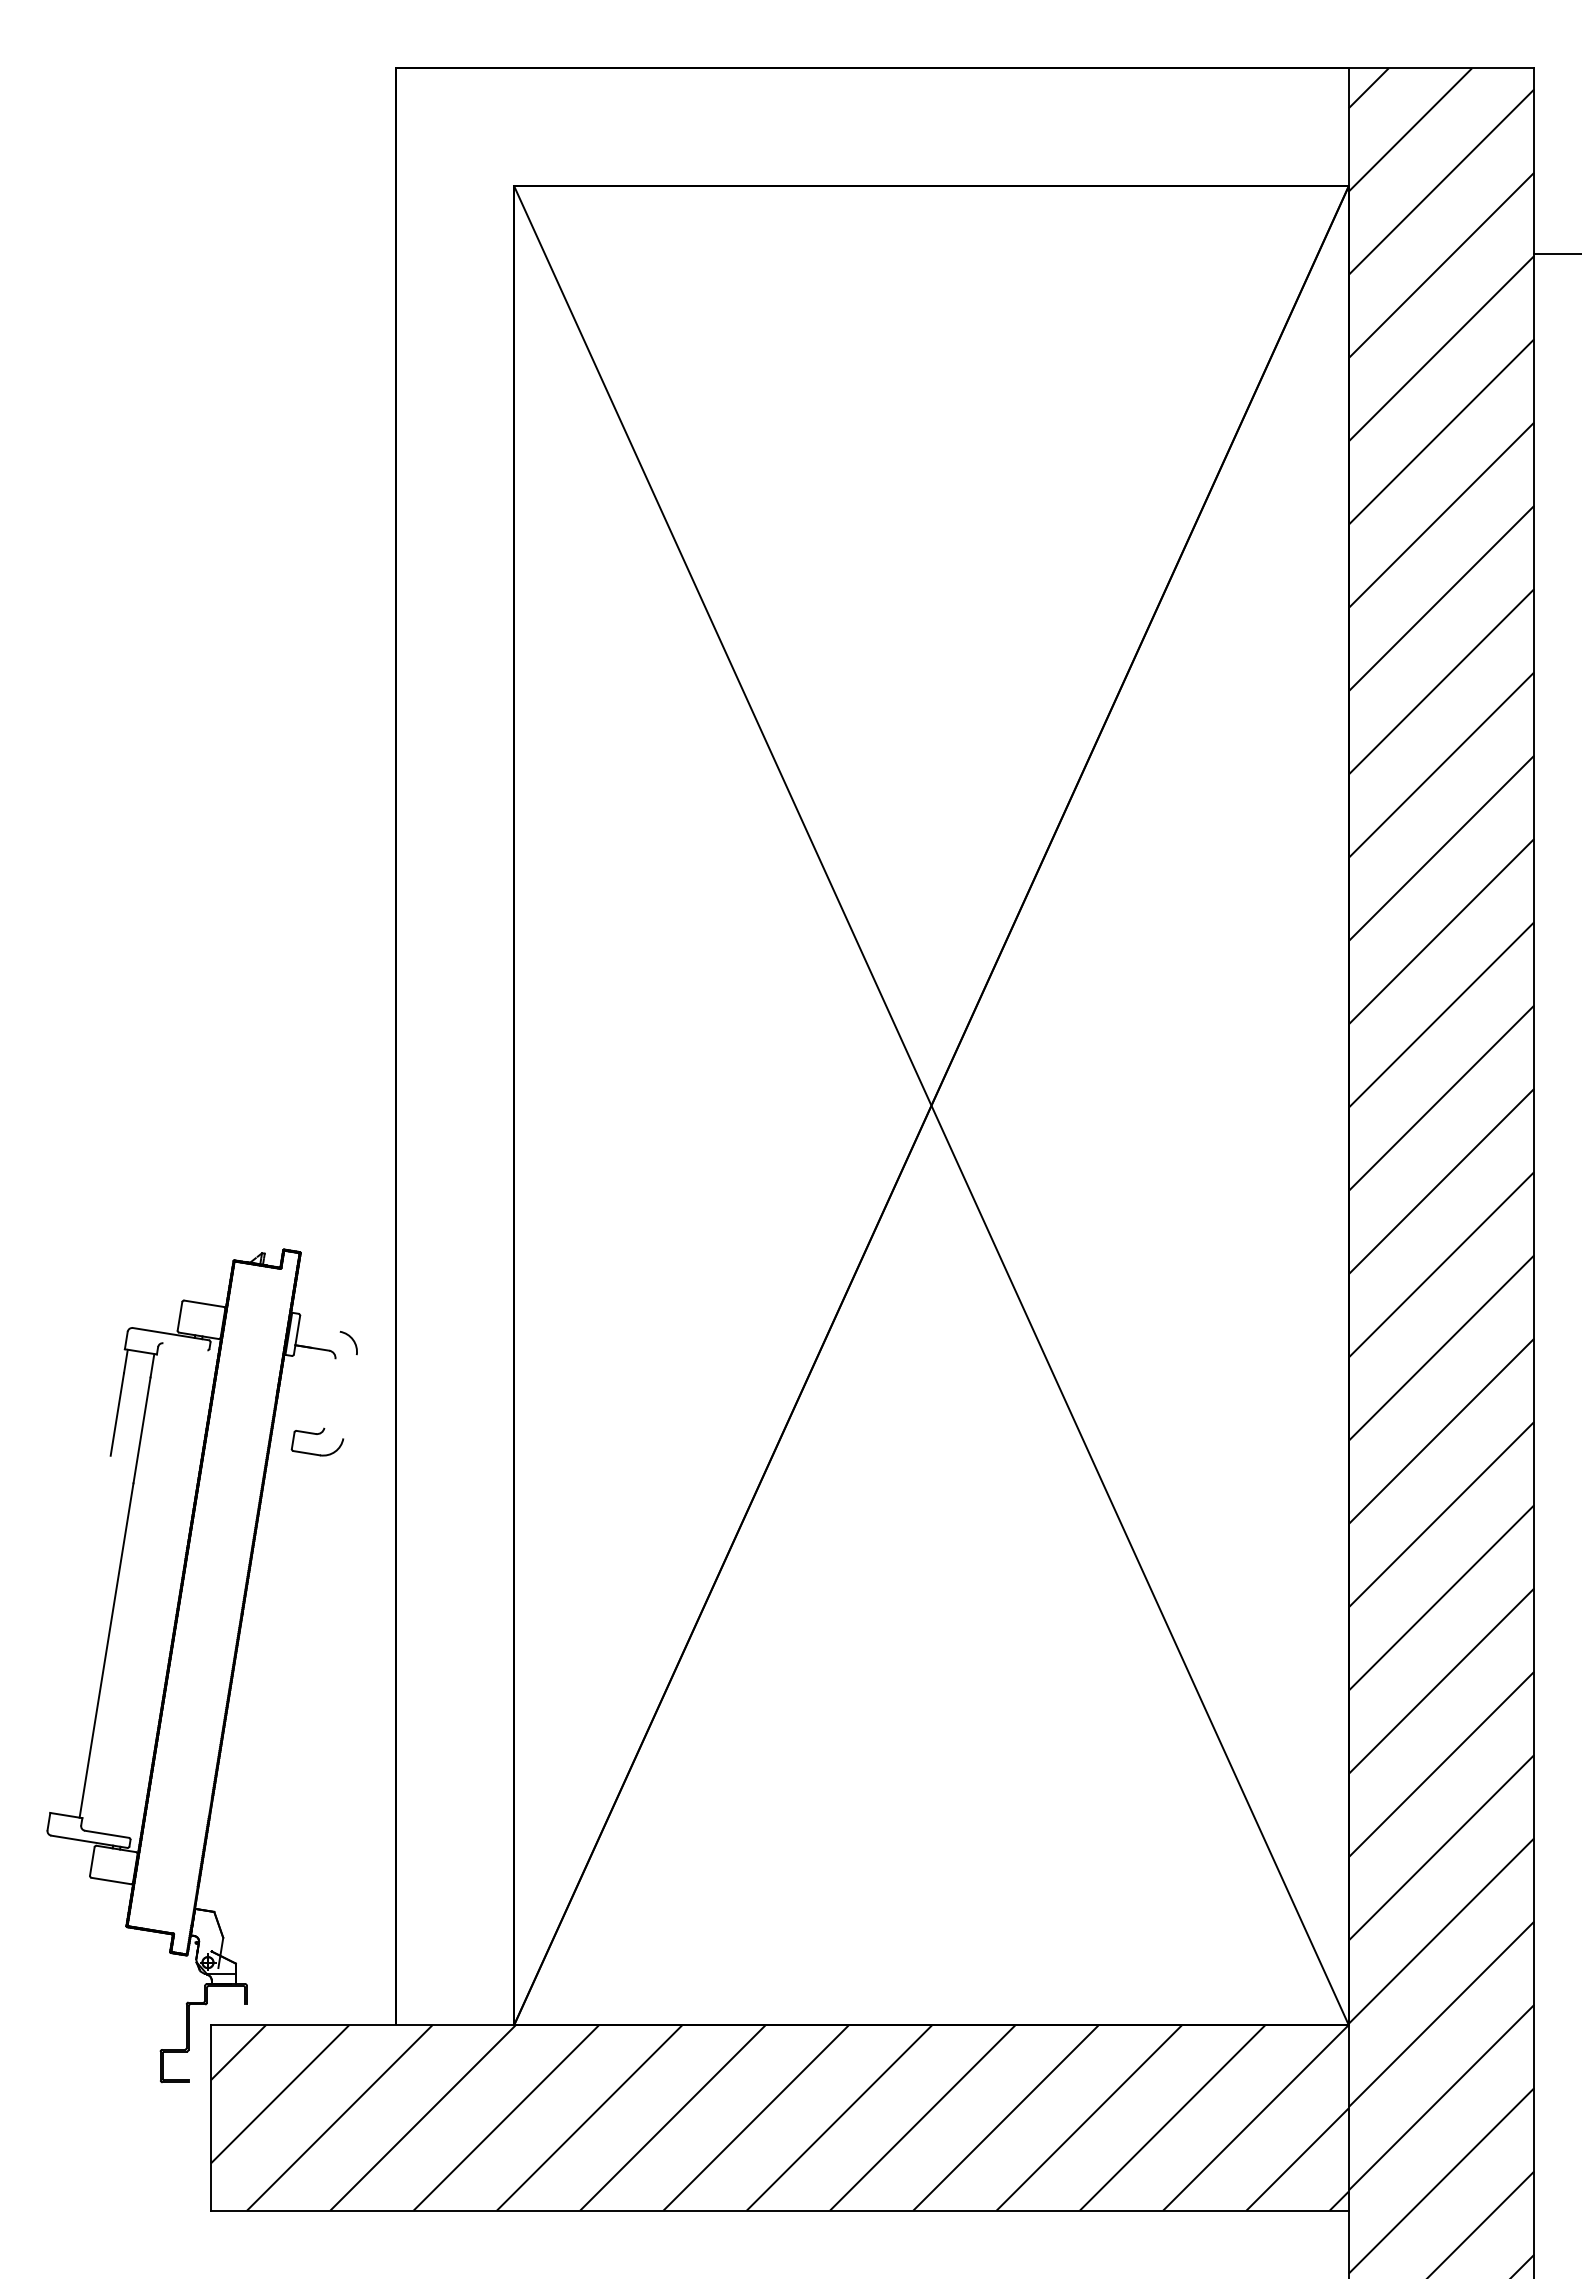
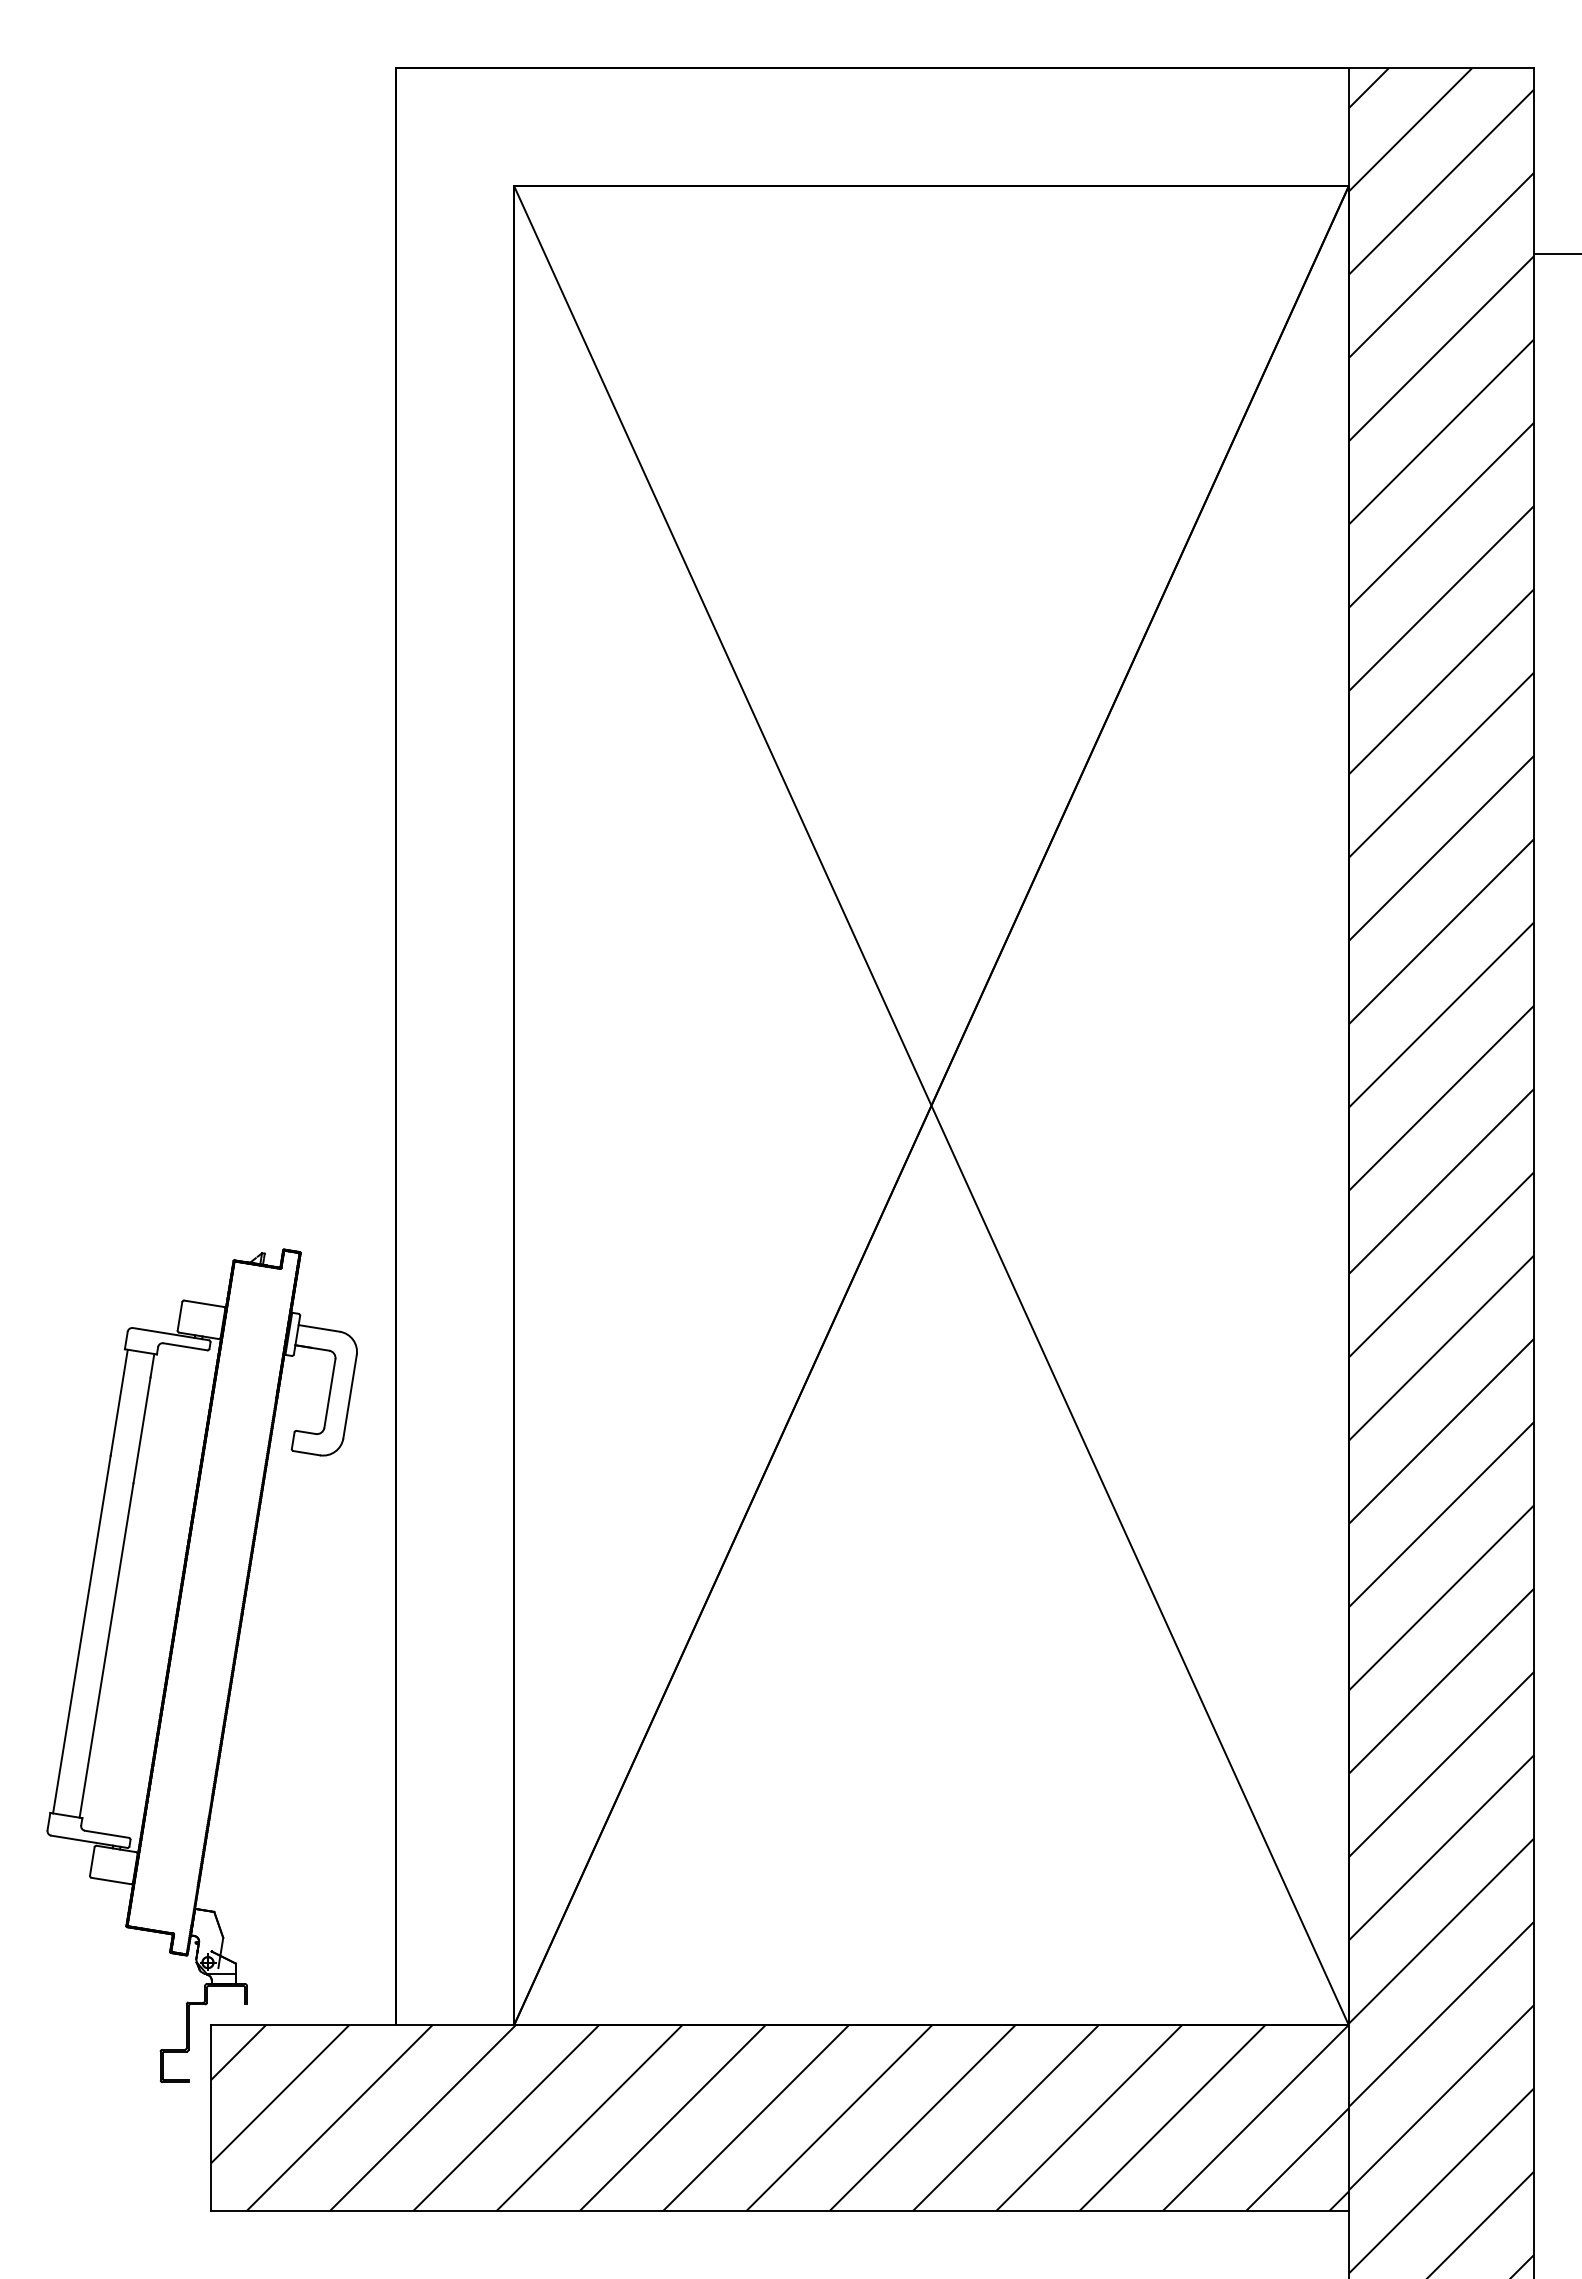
line: none -> present (318, 1328)
line: none -> present (185, 1346)
line: none -> present (329, 1393)
line: none -> present (349, 1396)
line: none -> present (81, 1634)
